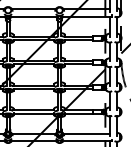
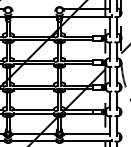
line: present -> none (33, 9)
